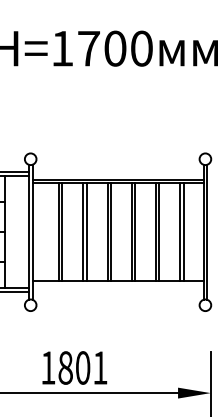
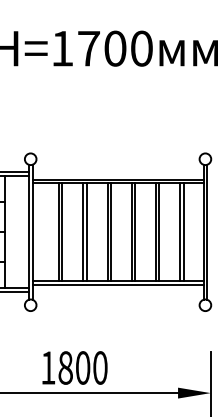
line: none -> present (117, 284)
text: 1801 -> 1800 (100, 367)
